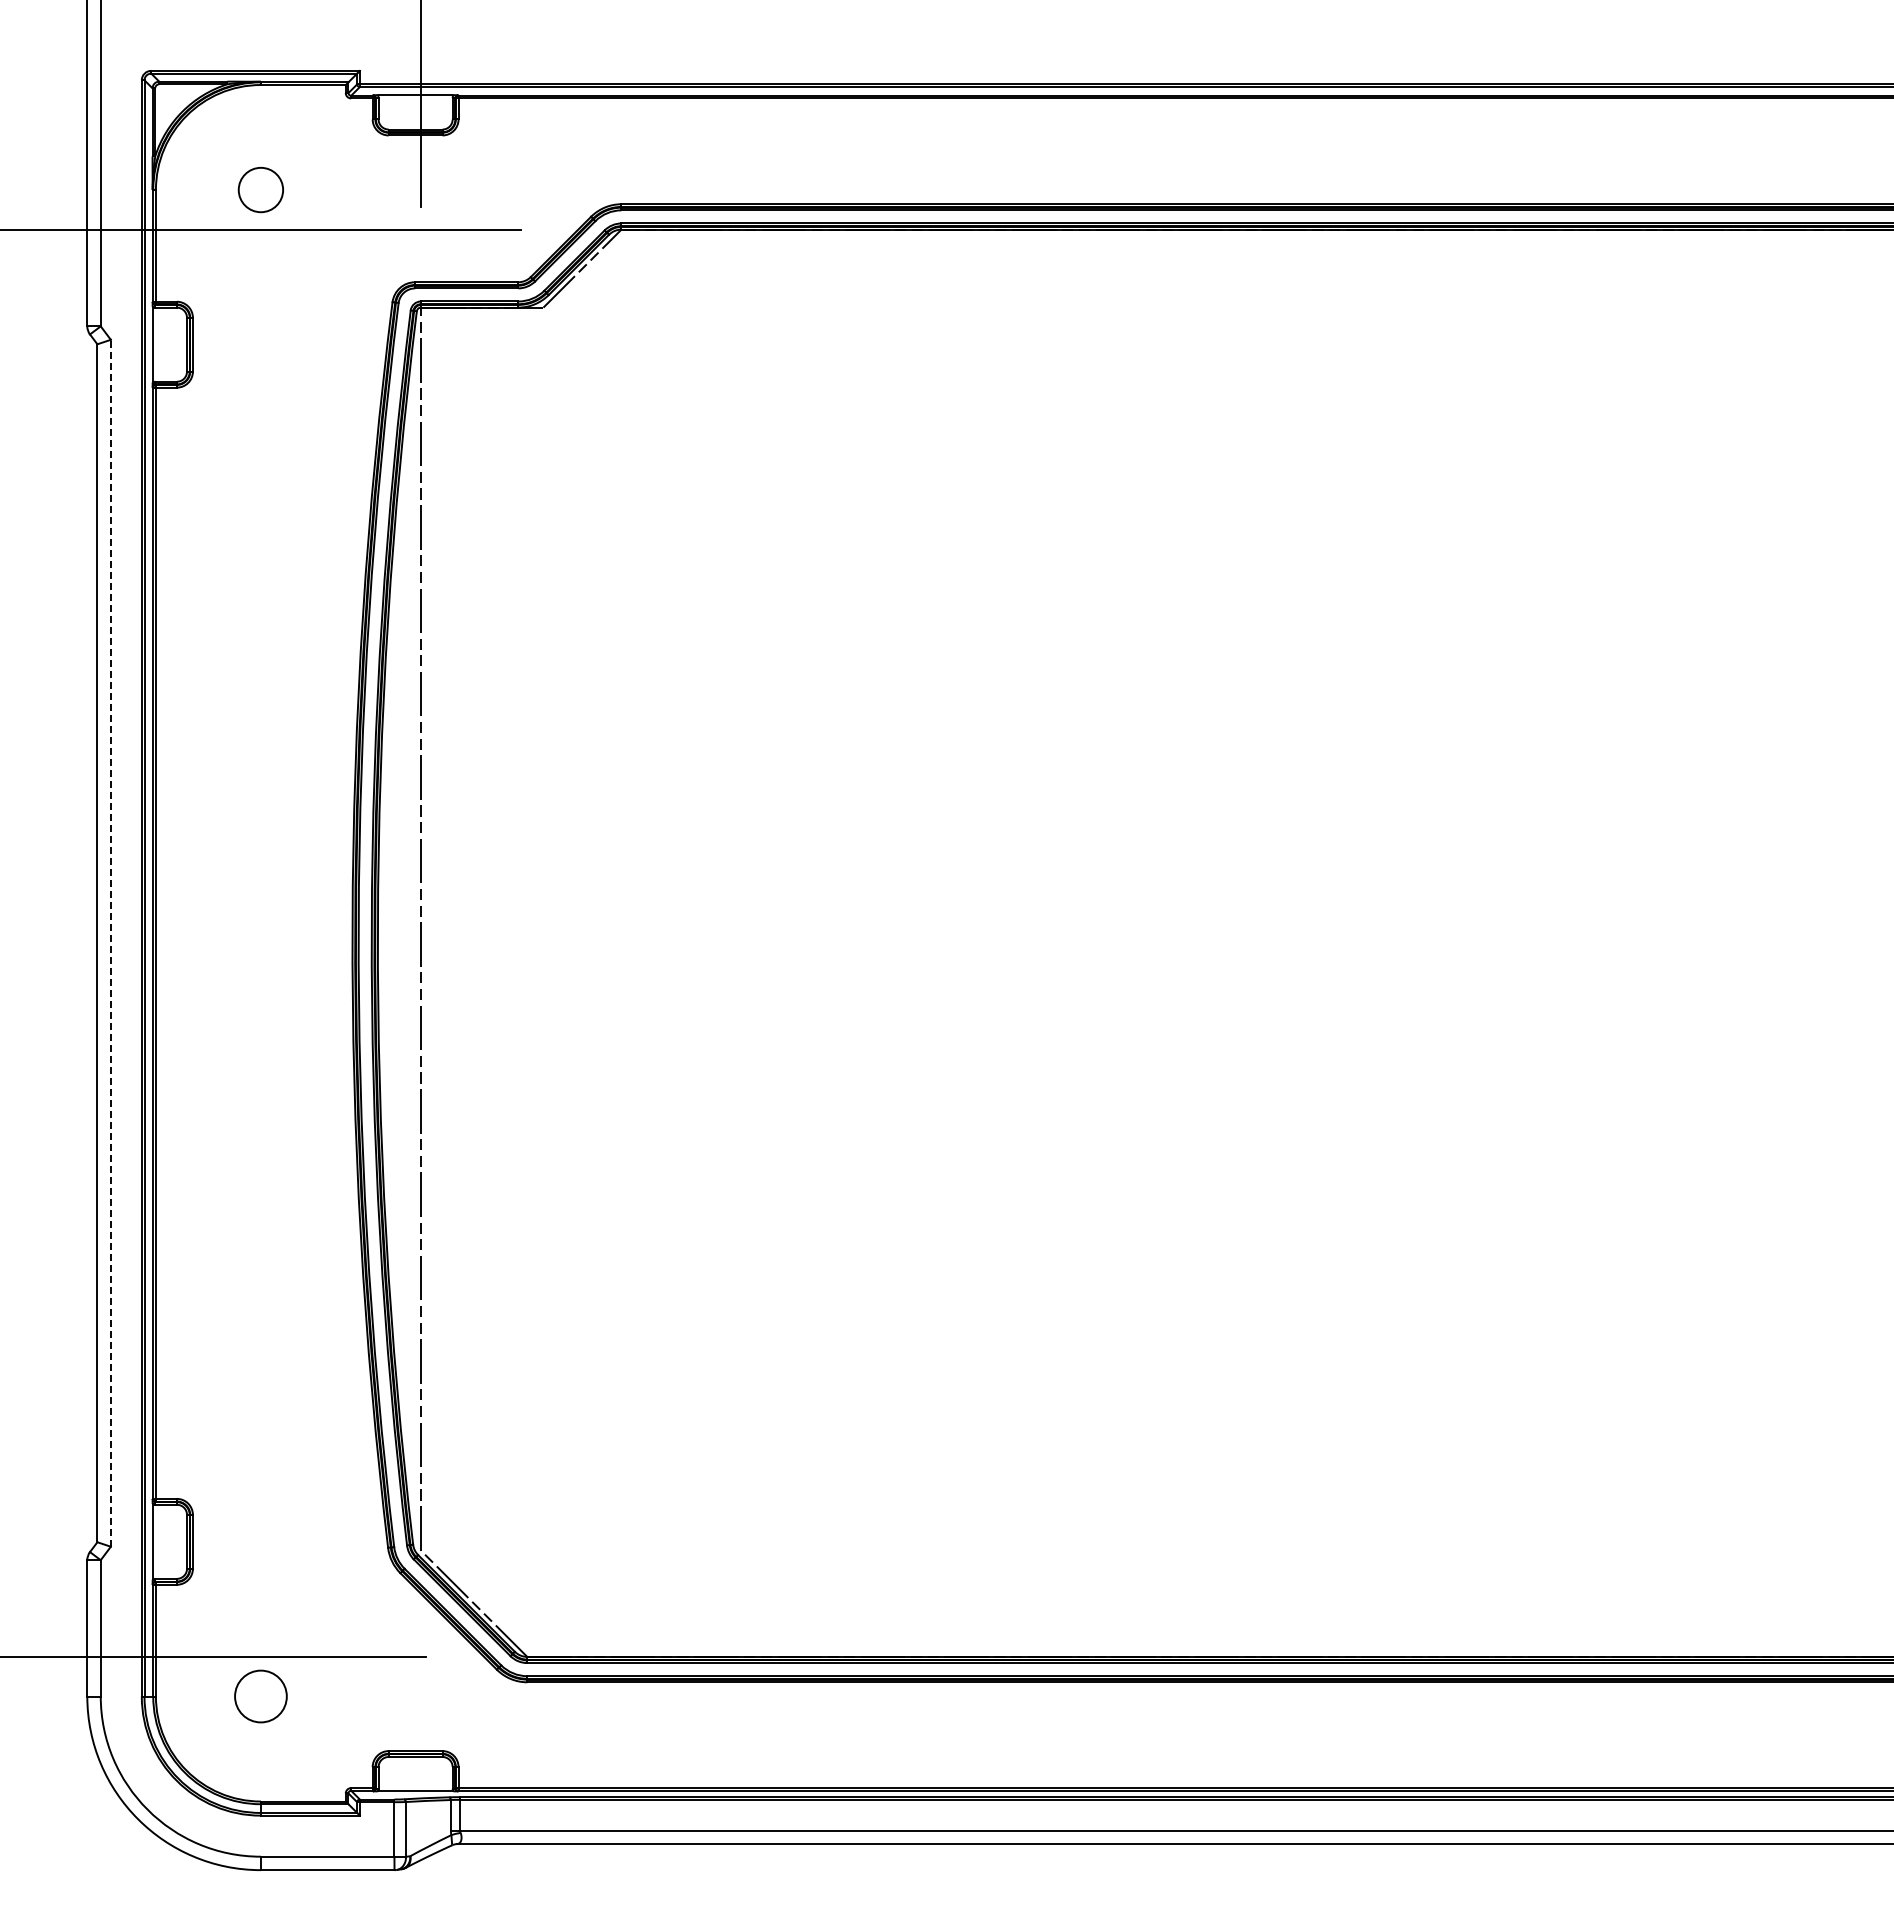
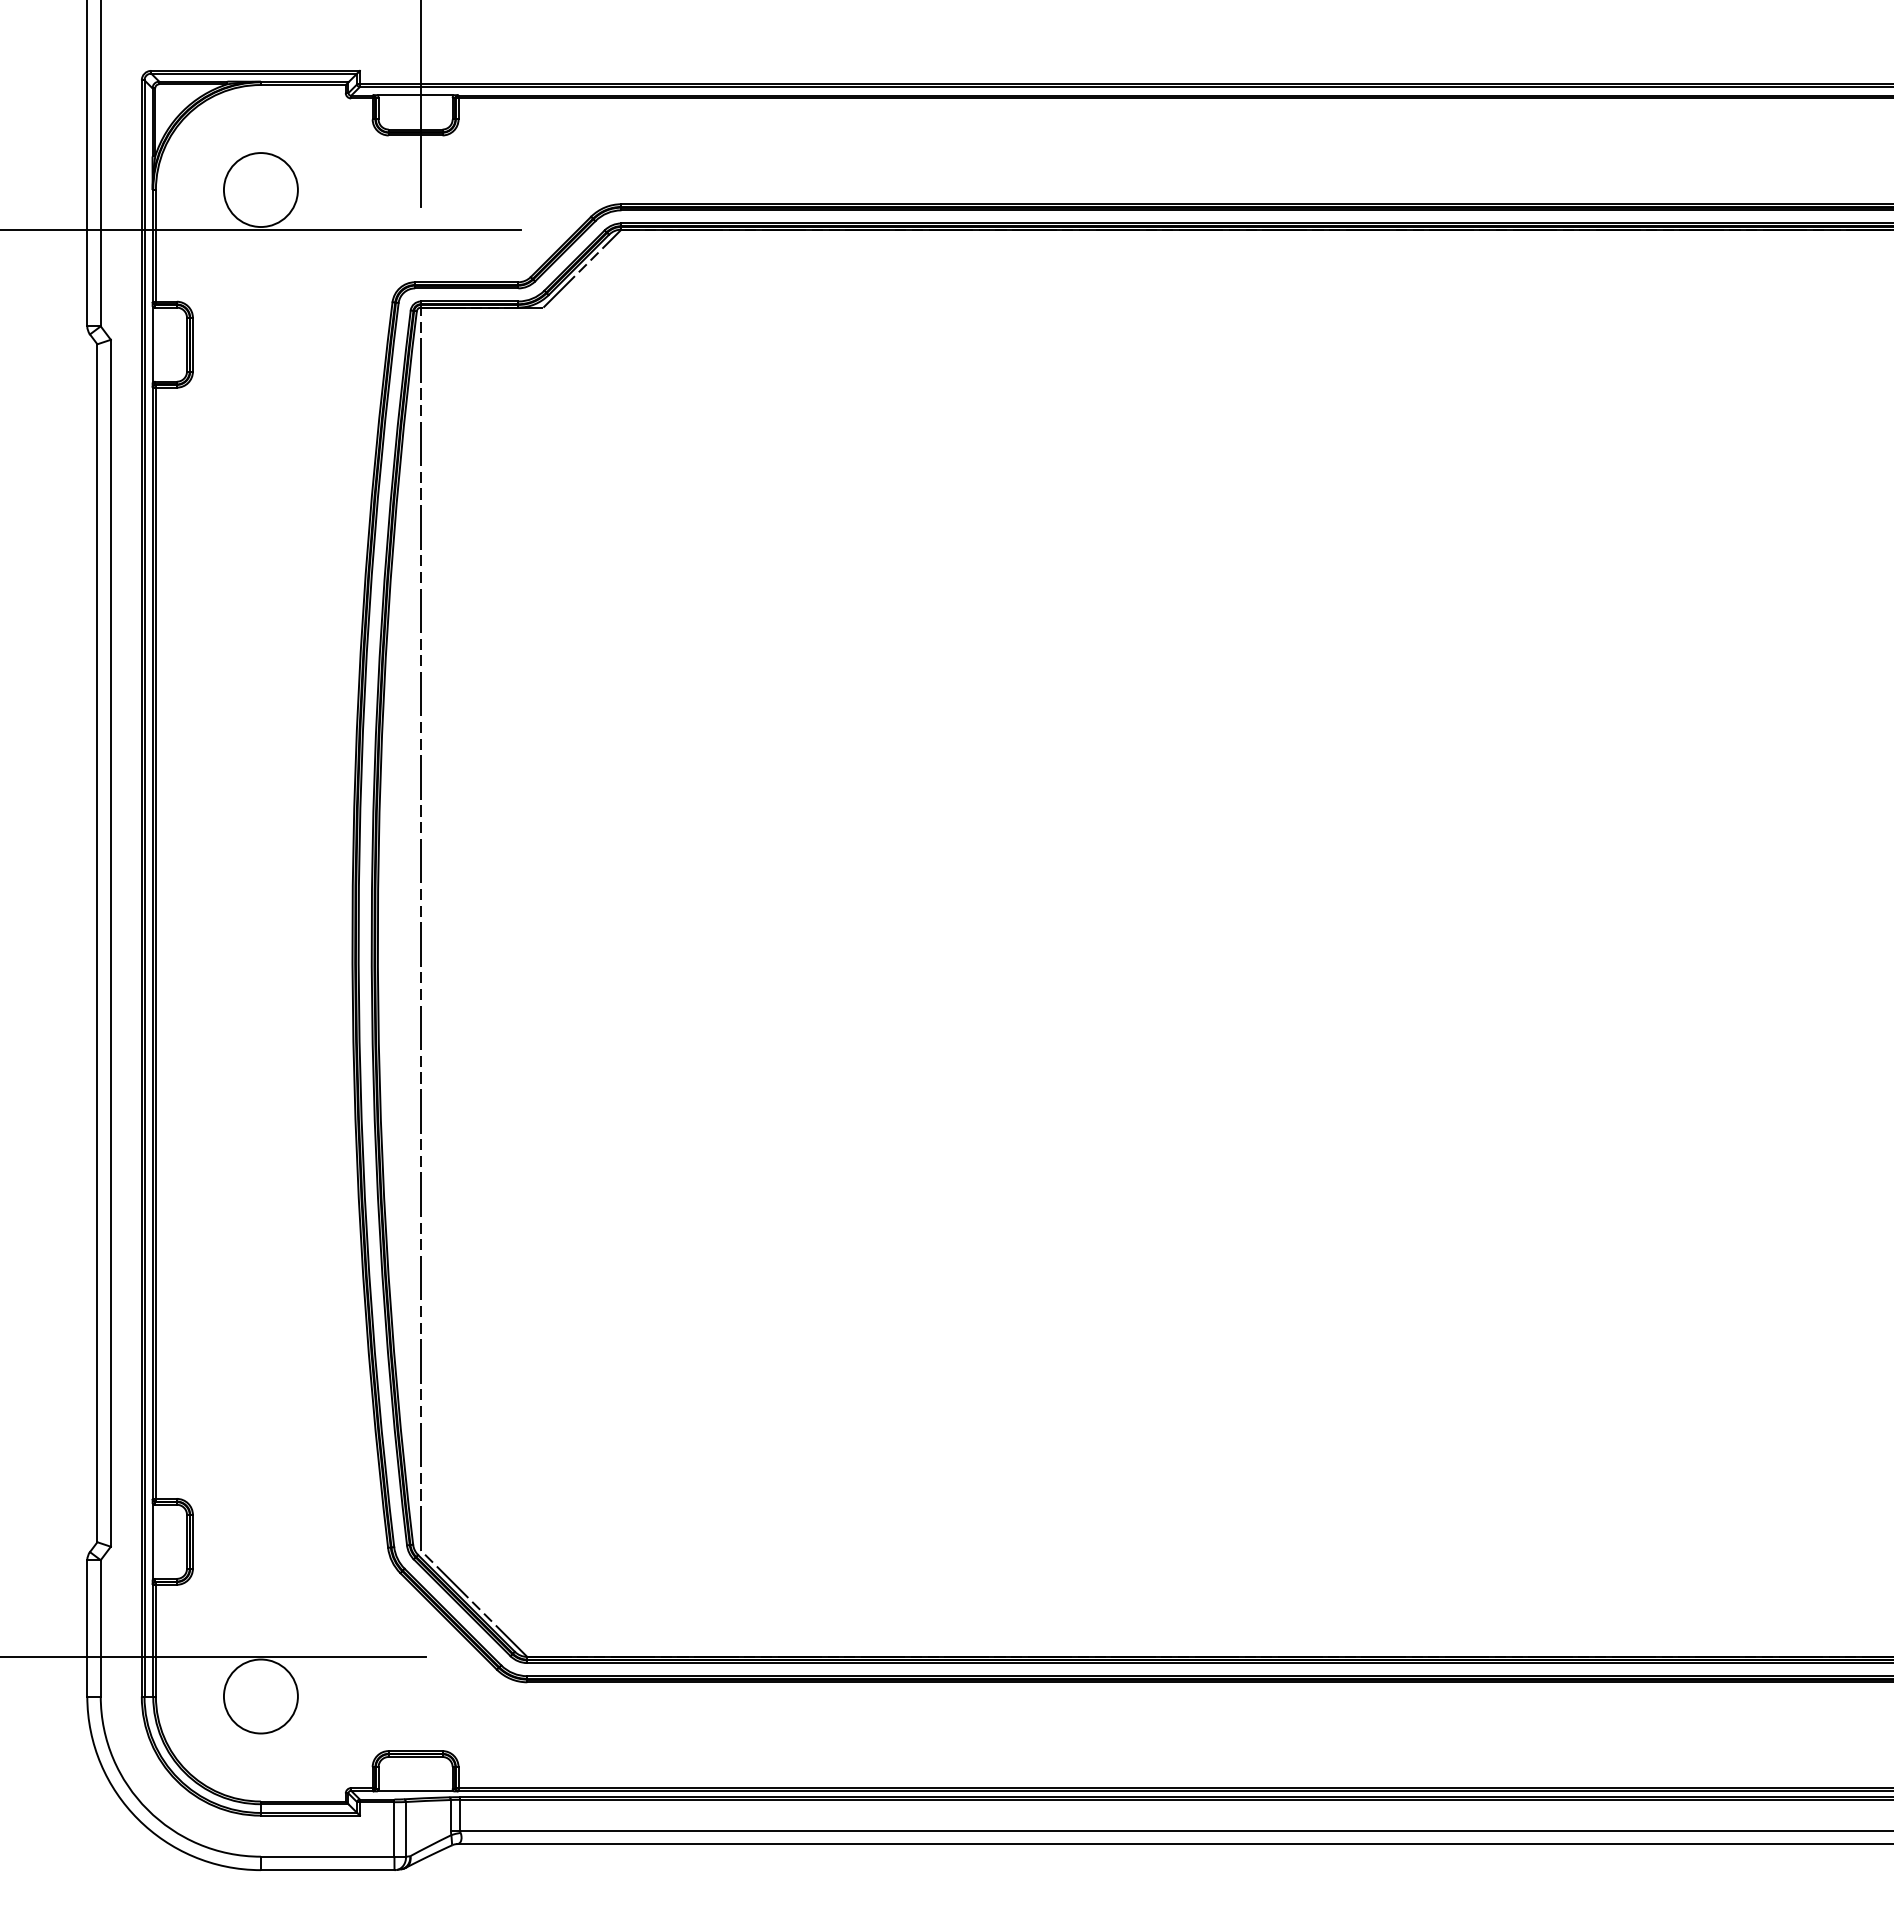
circle diameter: 44 px -> 74 px (260, 190)
line: dashed -> solid (110, 942)
circle diameter: 52 px -> 74 px (260, 1696)
